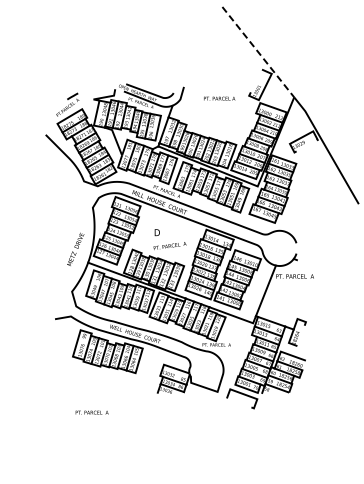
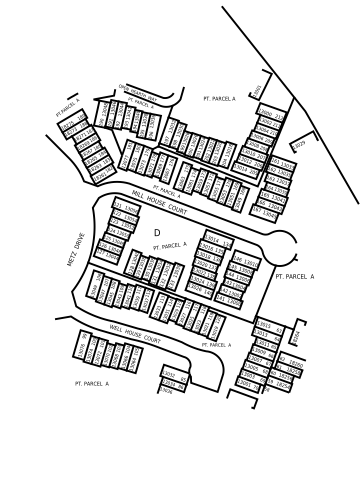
line: dashed -> solid (258, 52)
text position: (91, 412) -> (91, 383) (91, 383)
